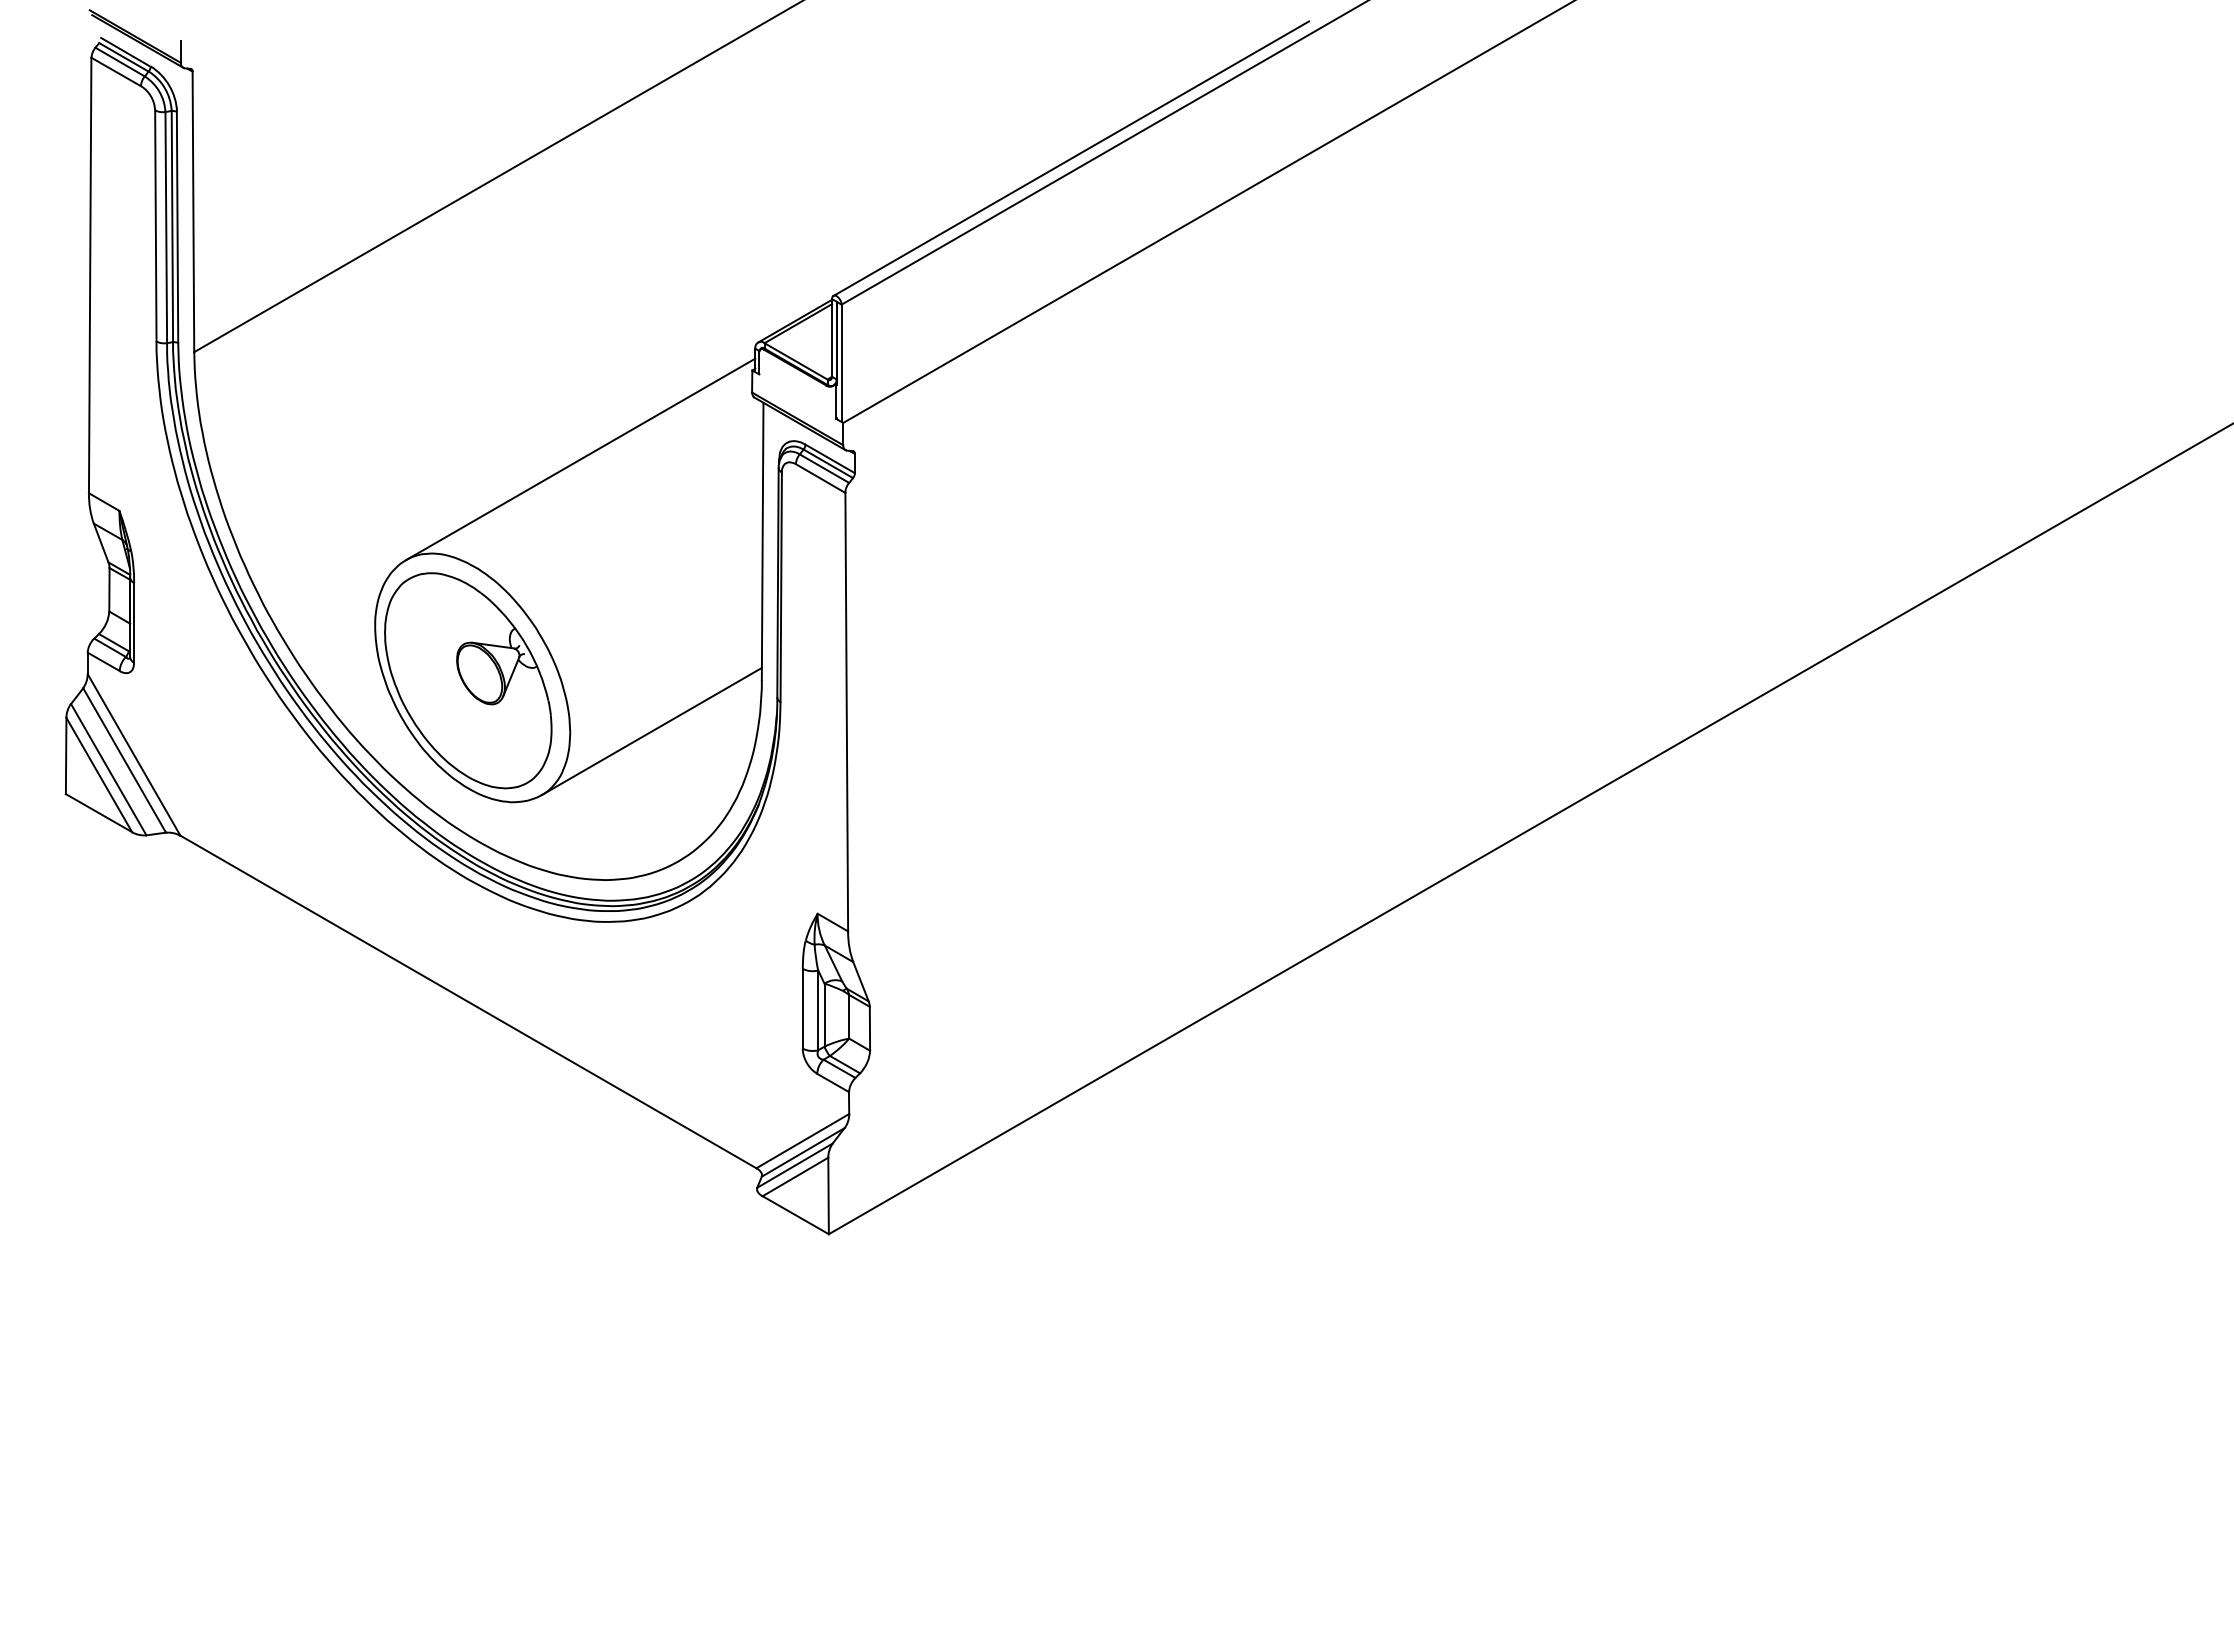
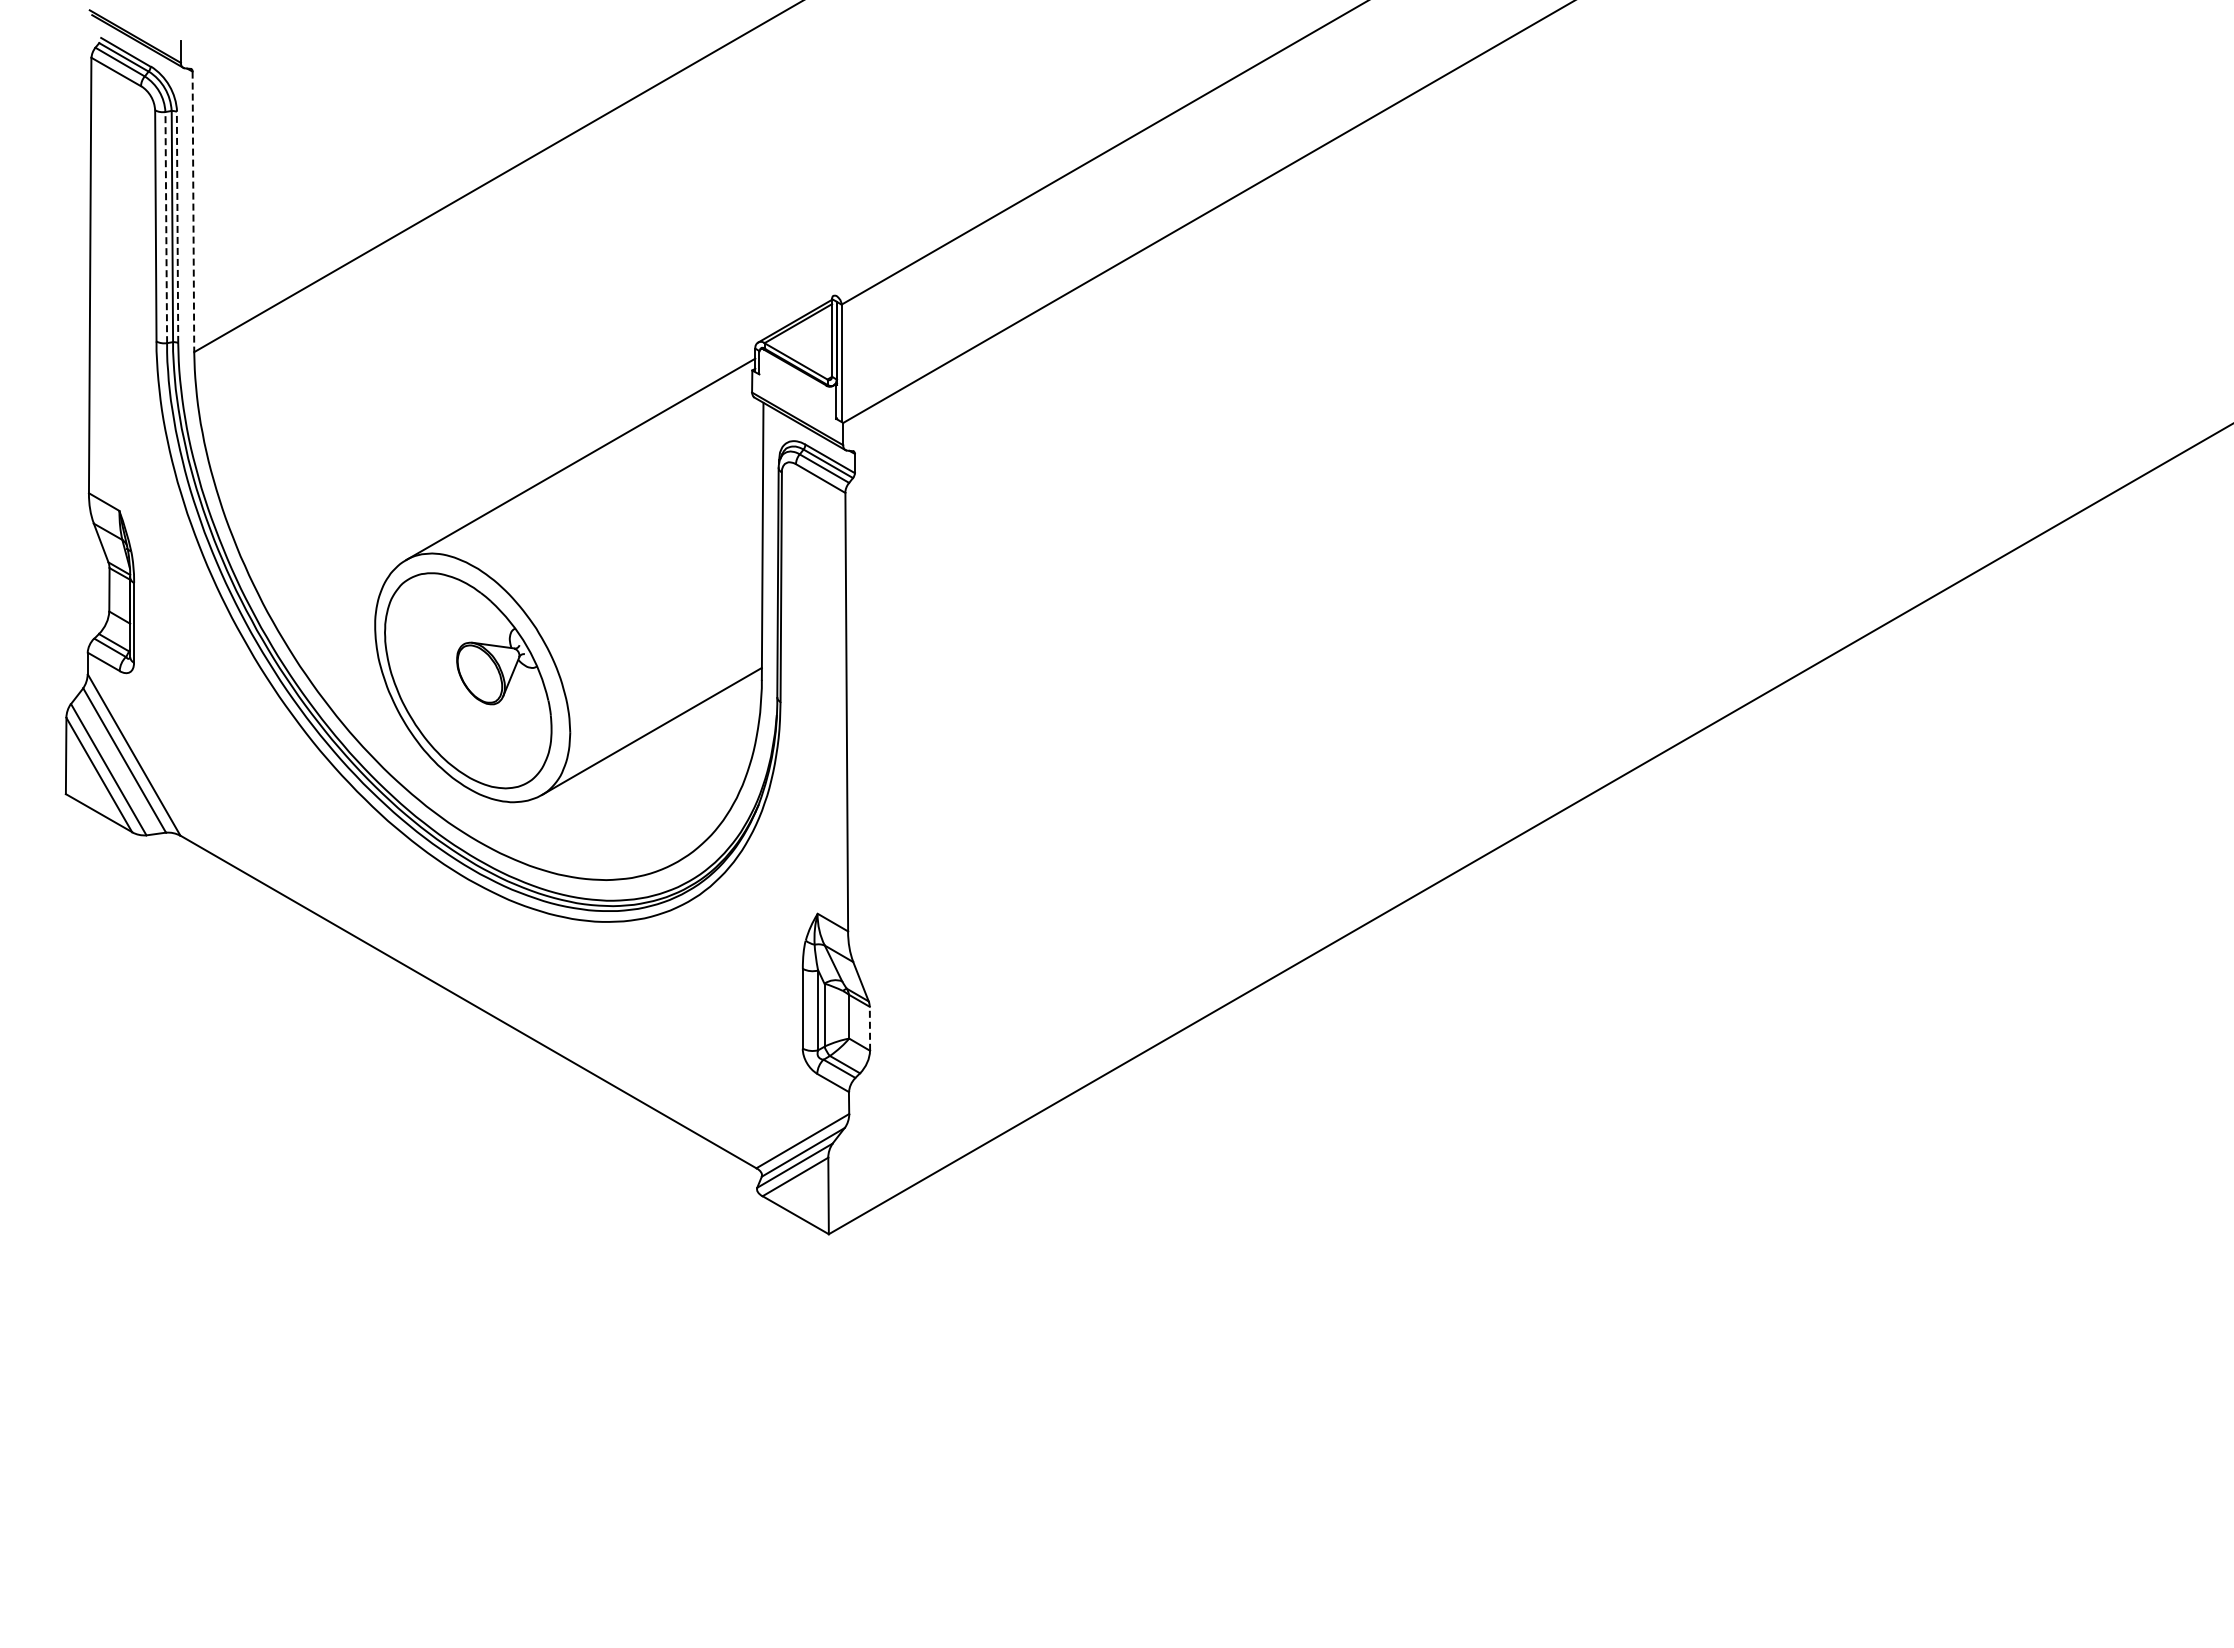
line: present -> none (1071, 158)
line: solid -> dashed (193, 212)
line: solid -> dashed (166, 227)
line: solid -> dashed (177, 227)
line: solid -> dashed (869, 1028)
